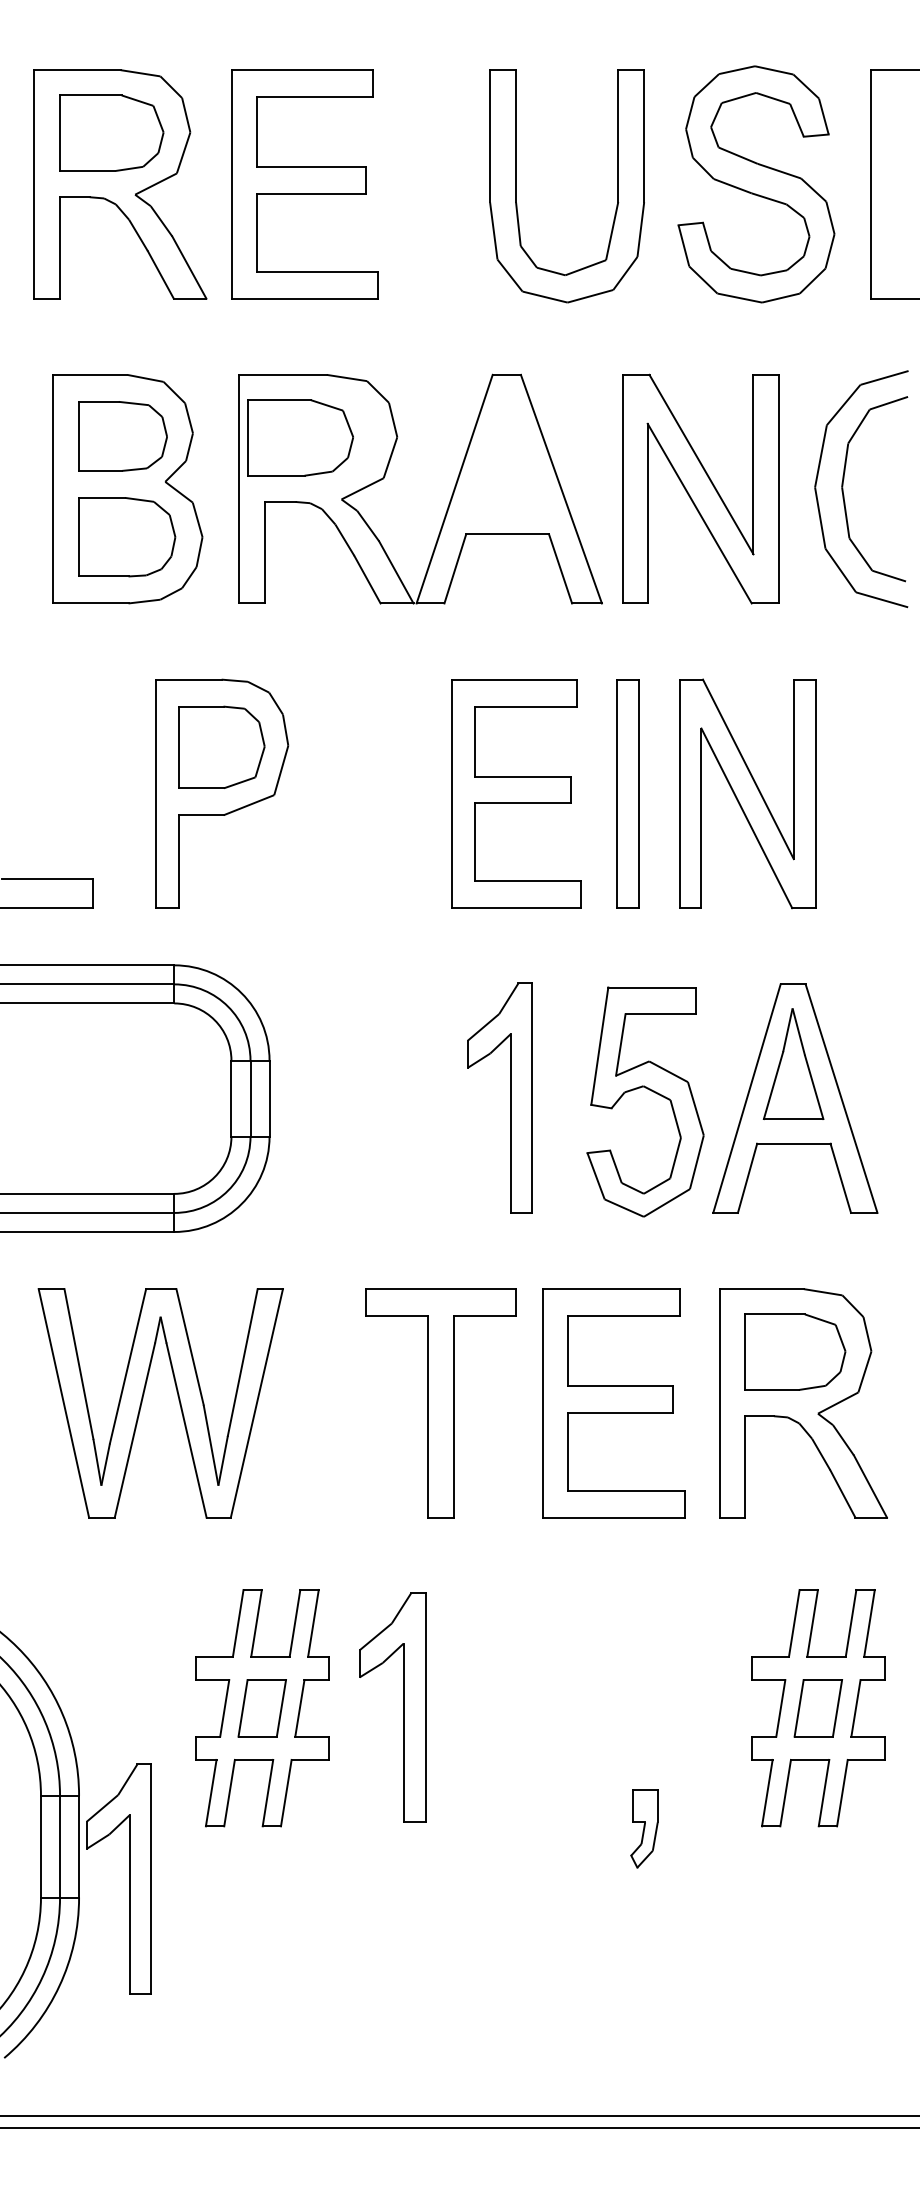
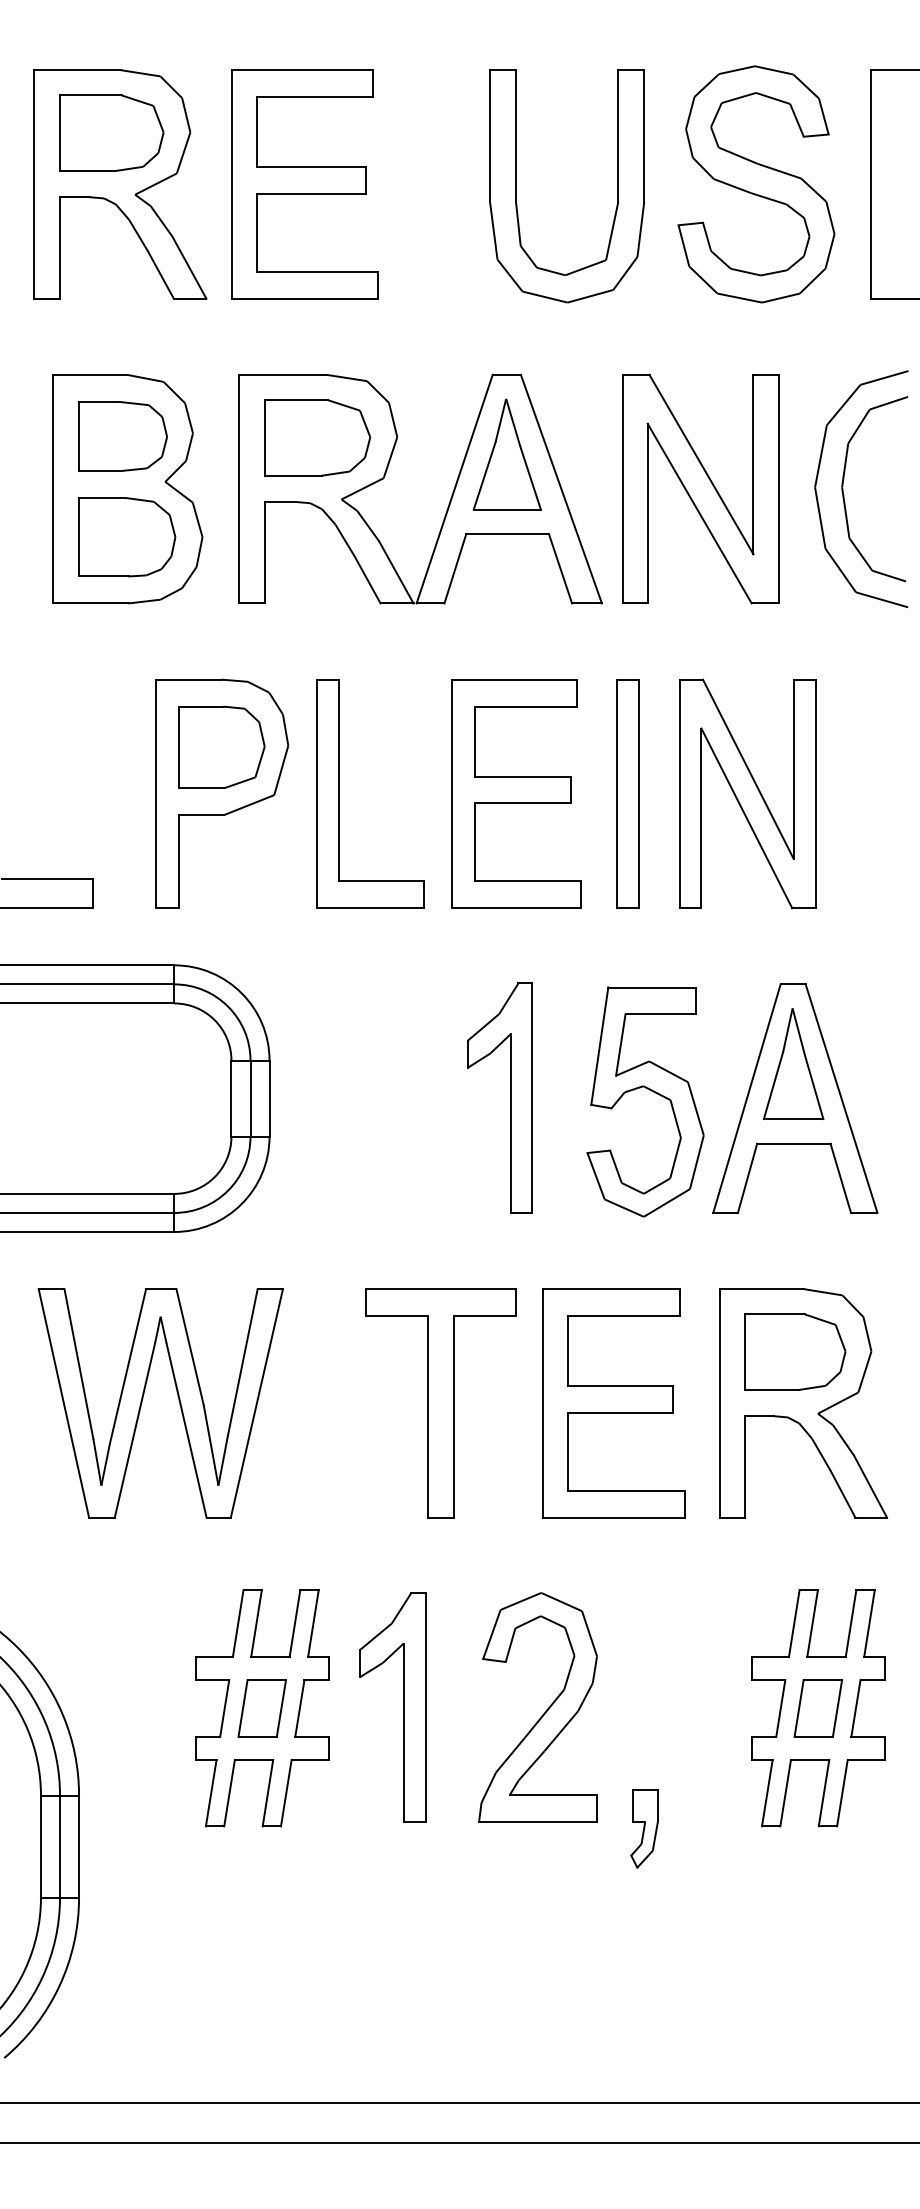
part position: (300, 437) -> (317, 437) (317, 437)
part: none -> present (506, 454)
part: none -> present (339, 793)
part: none -> present (543, 1713)
part: present -> none (129, 1878)
line position: (459, 2116) -> (459, 2103) (459, 2103)
line position: (459, 2127) -> (459, 2142) (459, 2142)
